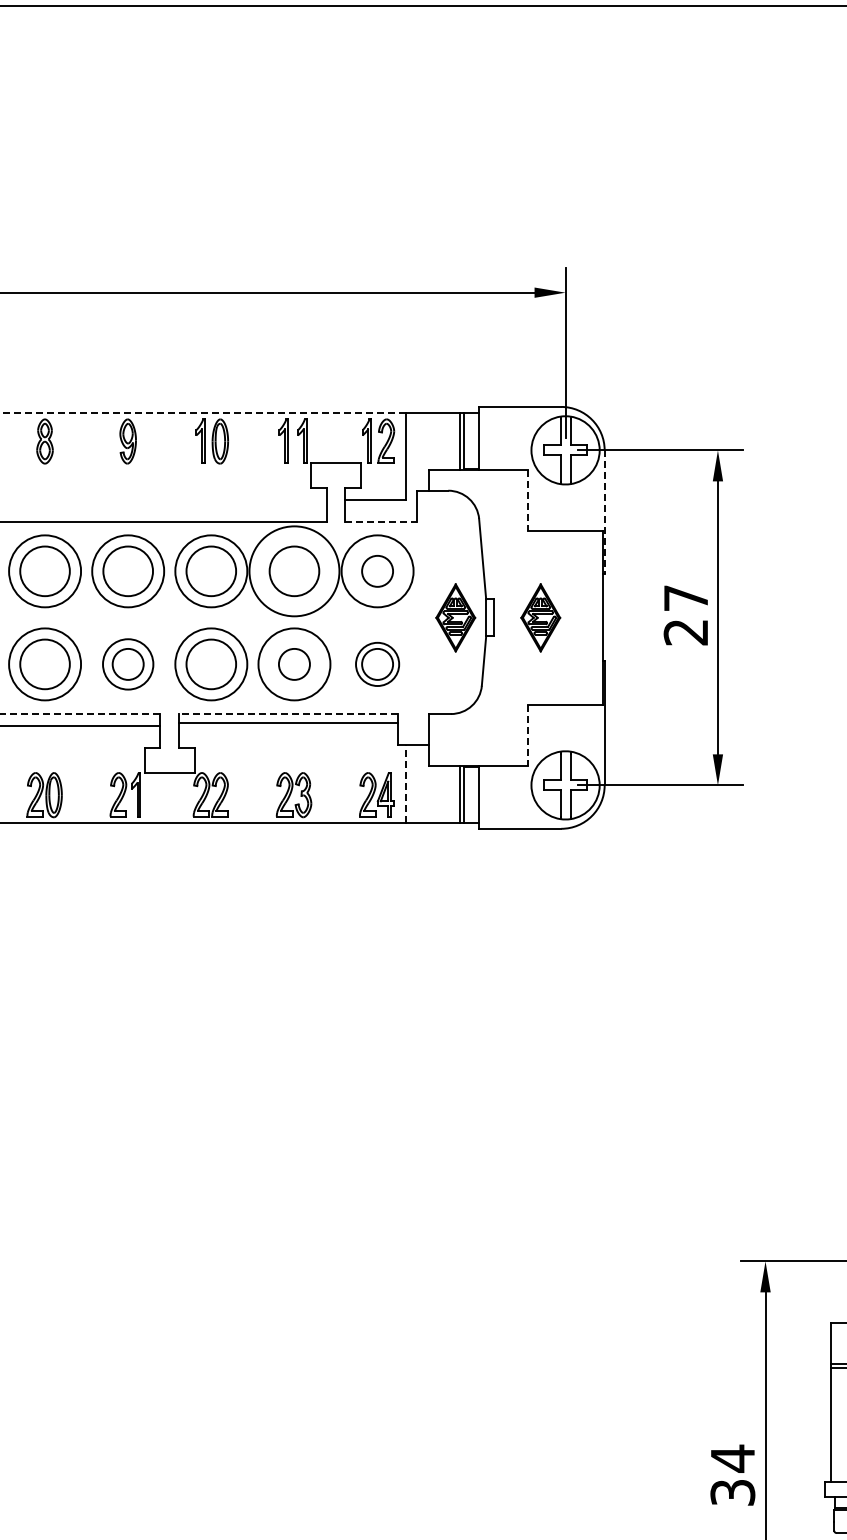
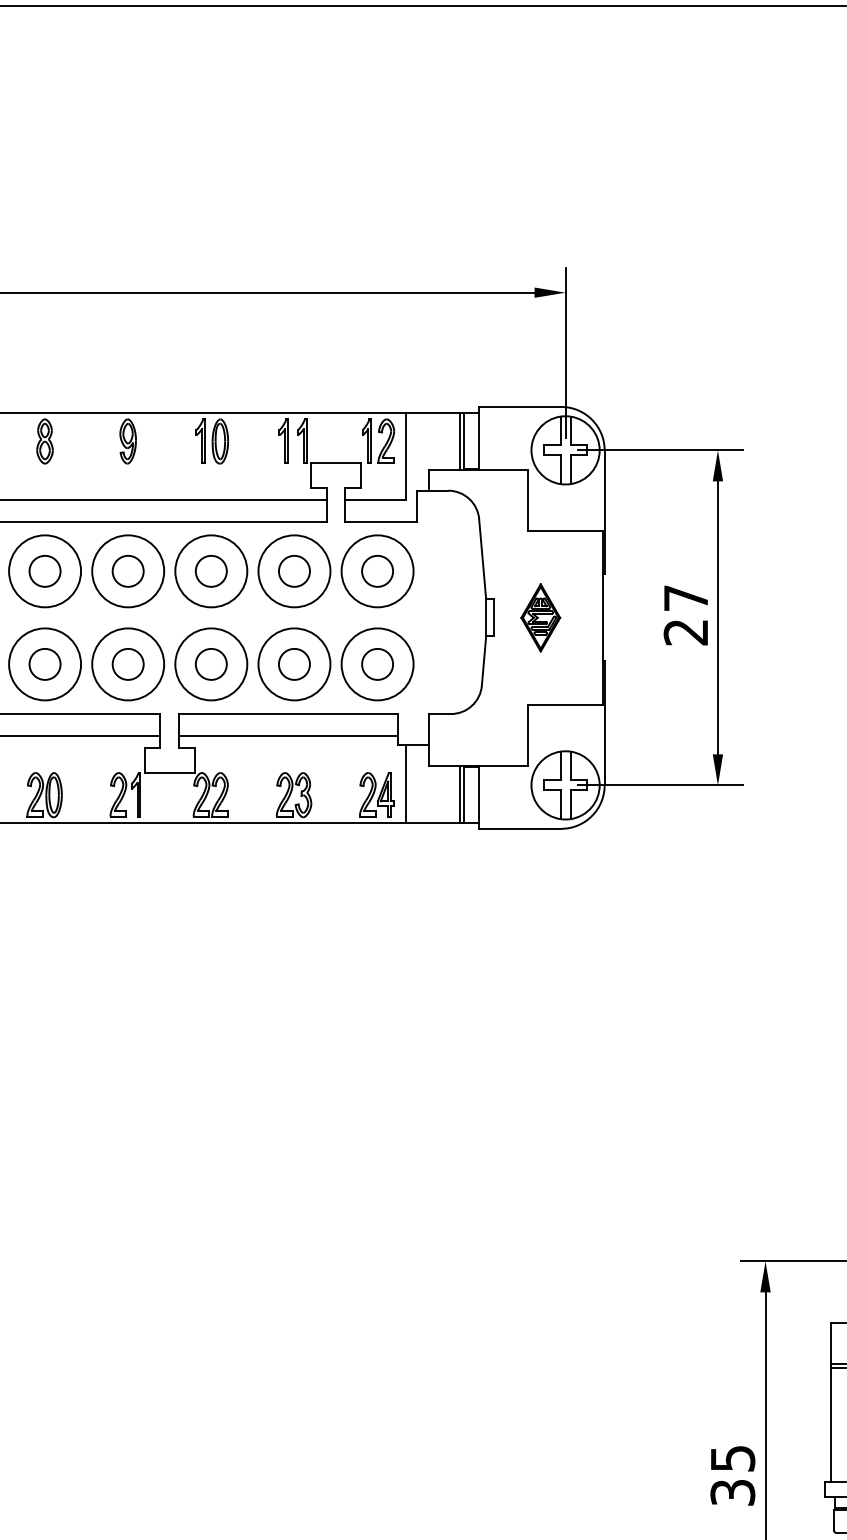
line: dashed -> solid (203, 413)
line: none -> present (164, 500)
line: dashed -> solid (528, 501)
line: dashed -> solid (604, 512)
line: dashed -> solid (381, 521)
circle diameter: 50 px -> 31 px (44, 570)
circle diameter: 50 px -> 31 px (127, 570)
circle diameter: 50 px -> 31 px (210, 570)
circle diameter: 50 px -> 31 px (293, 570)
circle diameter: 90 px -> 72 px (294, 571)
part: present -> none (455, 617)
circle diameter: 50 px -> 31 px (44, 663)
circle diameter: 50 px -> 72 px (128, 664)
circle diameter: 50 px -> 31 px (210, 663)
circle diameter: 43 px -> 72 px (377, 664)
line: dashed -> solid (80, 714)
line: dashed -> solid (288, 714)
line position: (288, 722) -> (288, 735) (288, 735)
line position: (81, 725) -> (81, 735) (81, 735)
line: dashed -> solid (528, 735)
line: dashed -> solid (406, 783)
text: 34 -> 35 (733, 1458)
